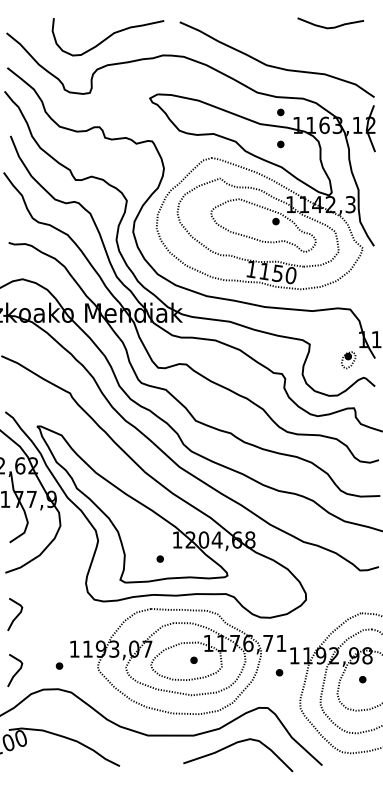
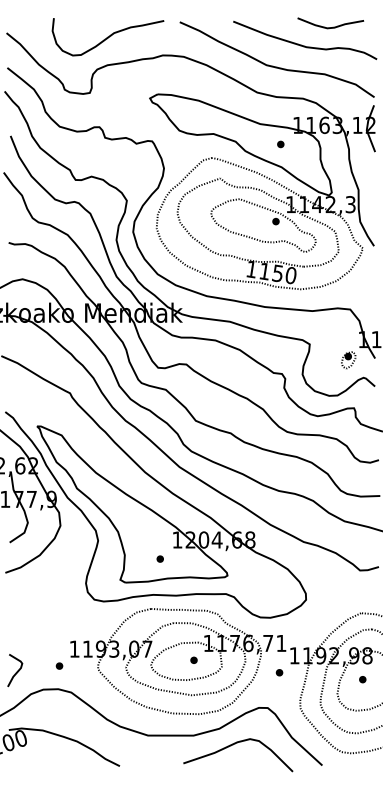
curve: none -> present (304, 45)
part: present -> none (280, 112)
curve: present -> none (16, 615)
